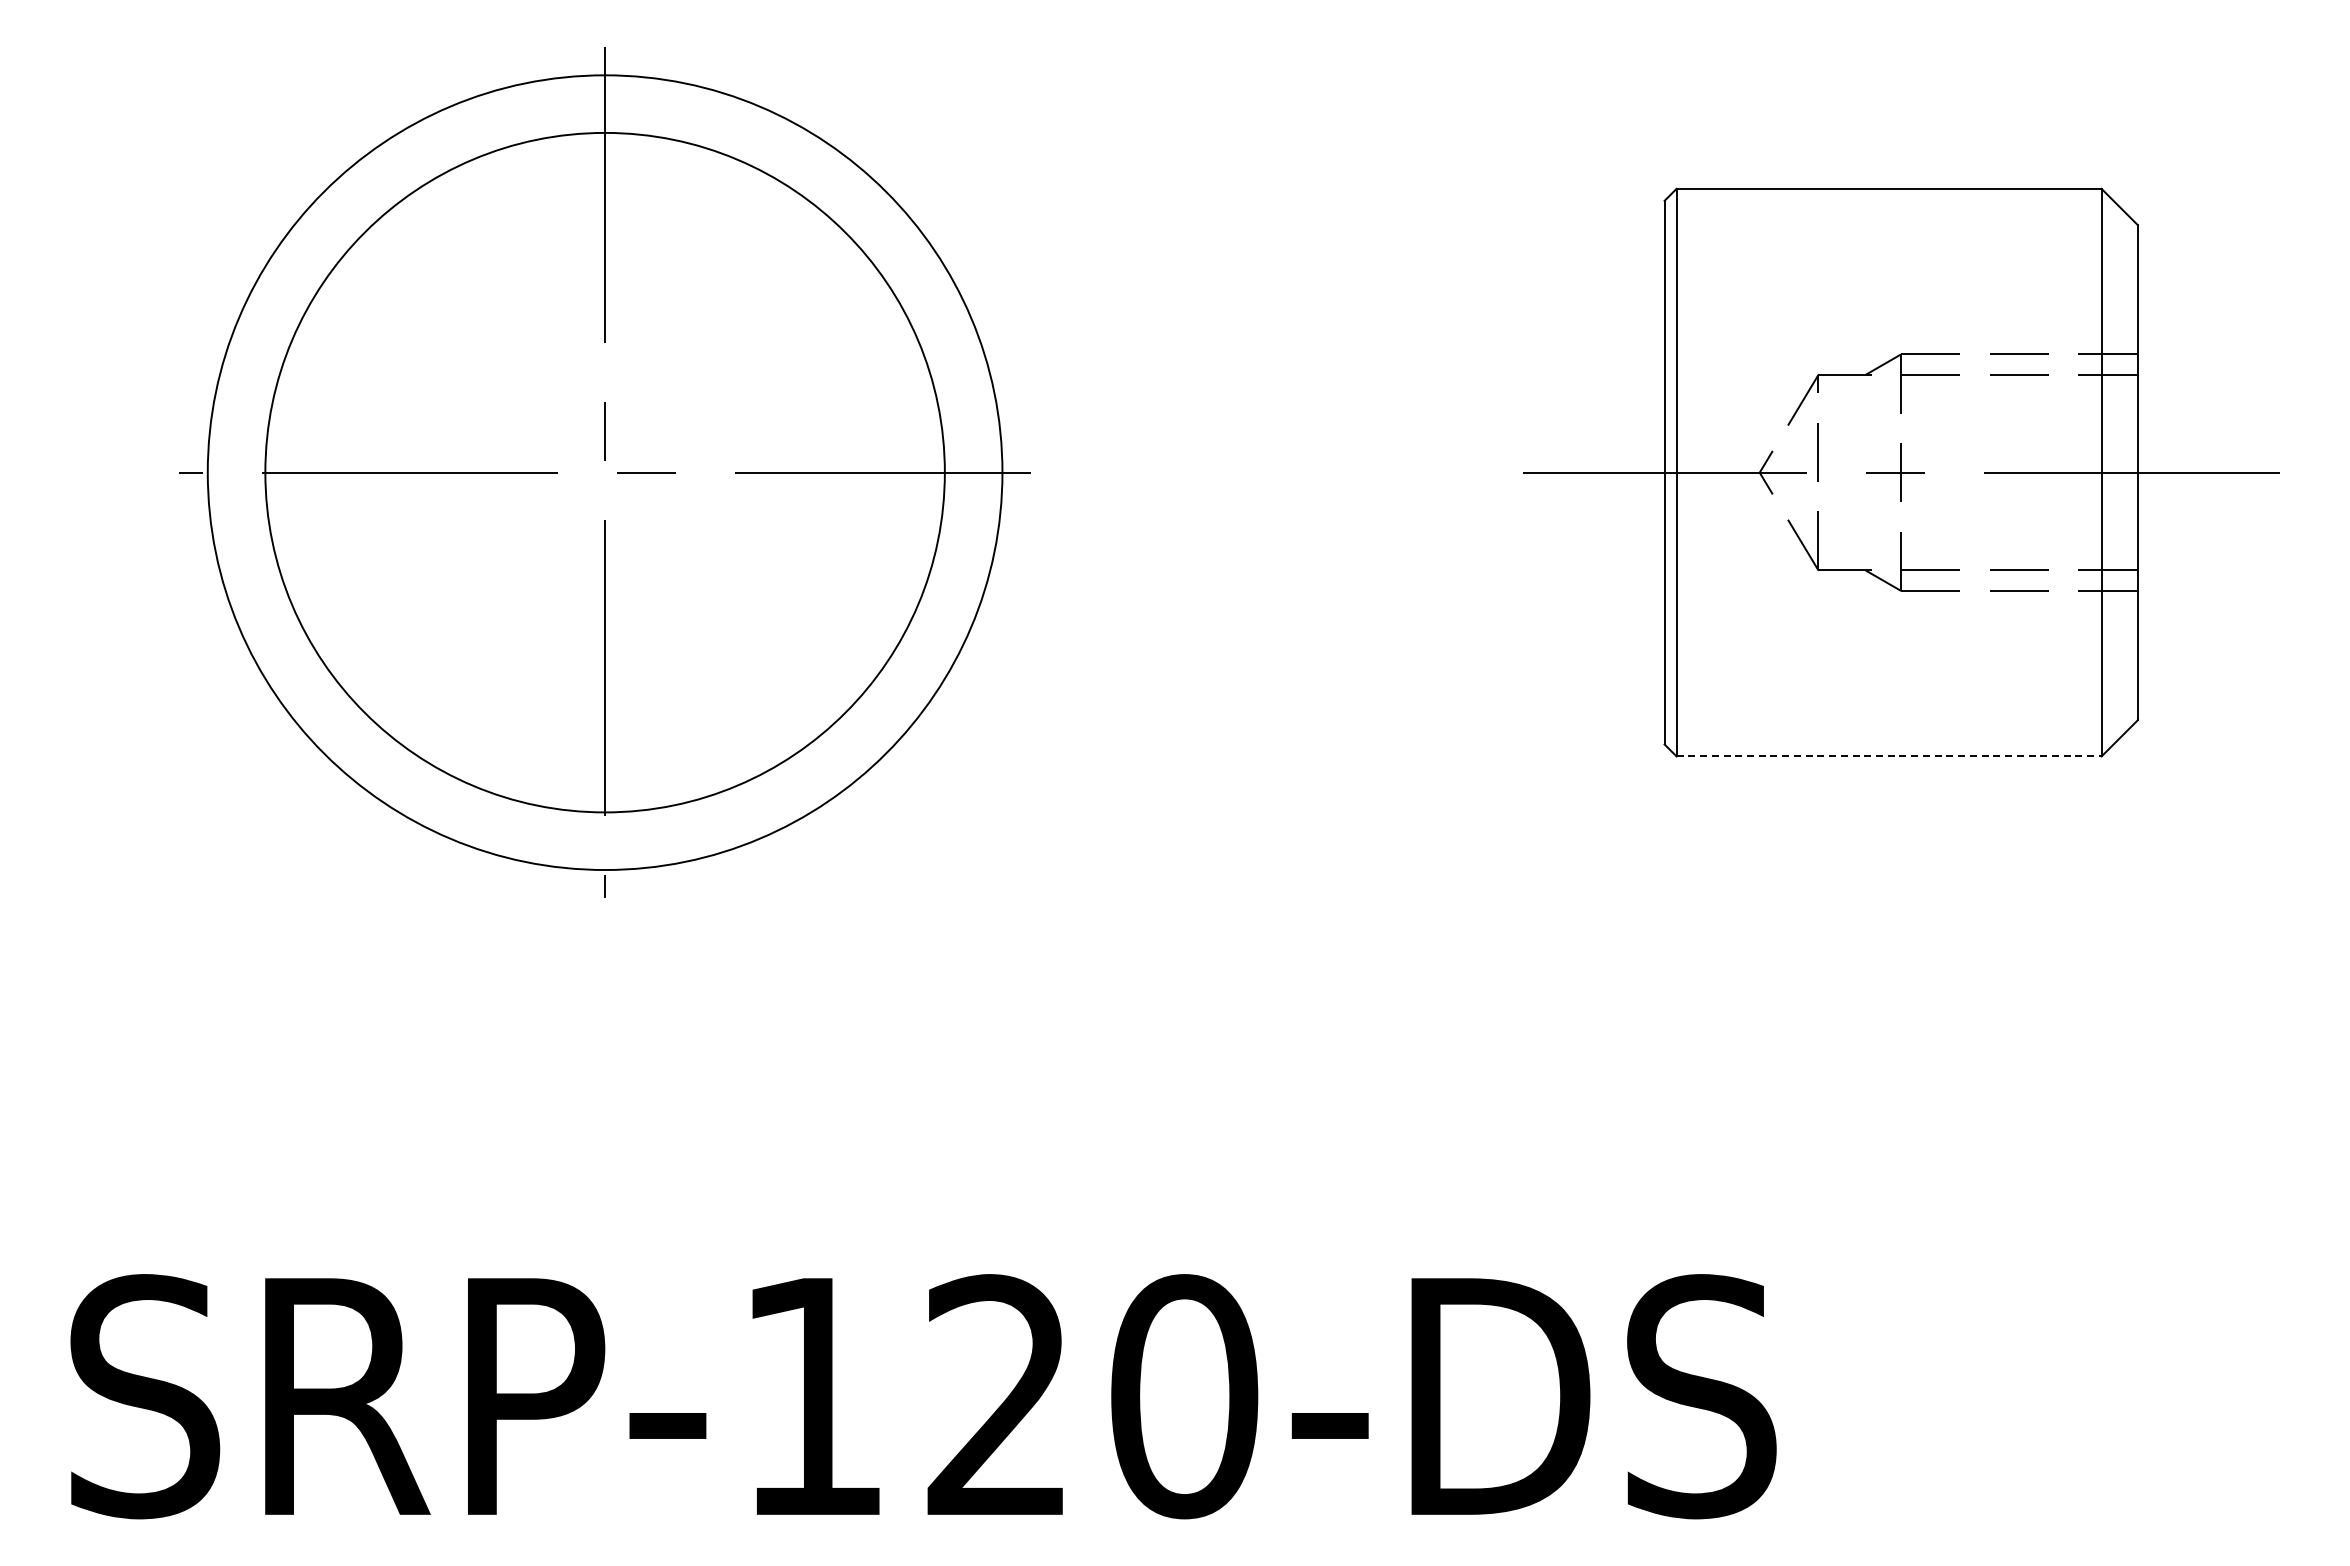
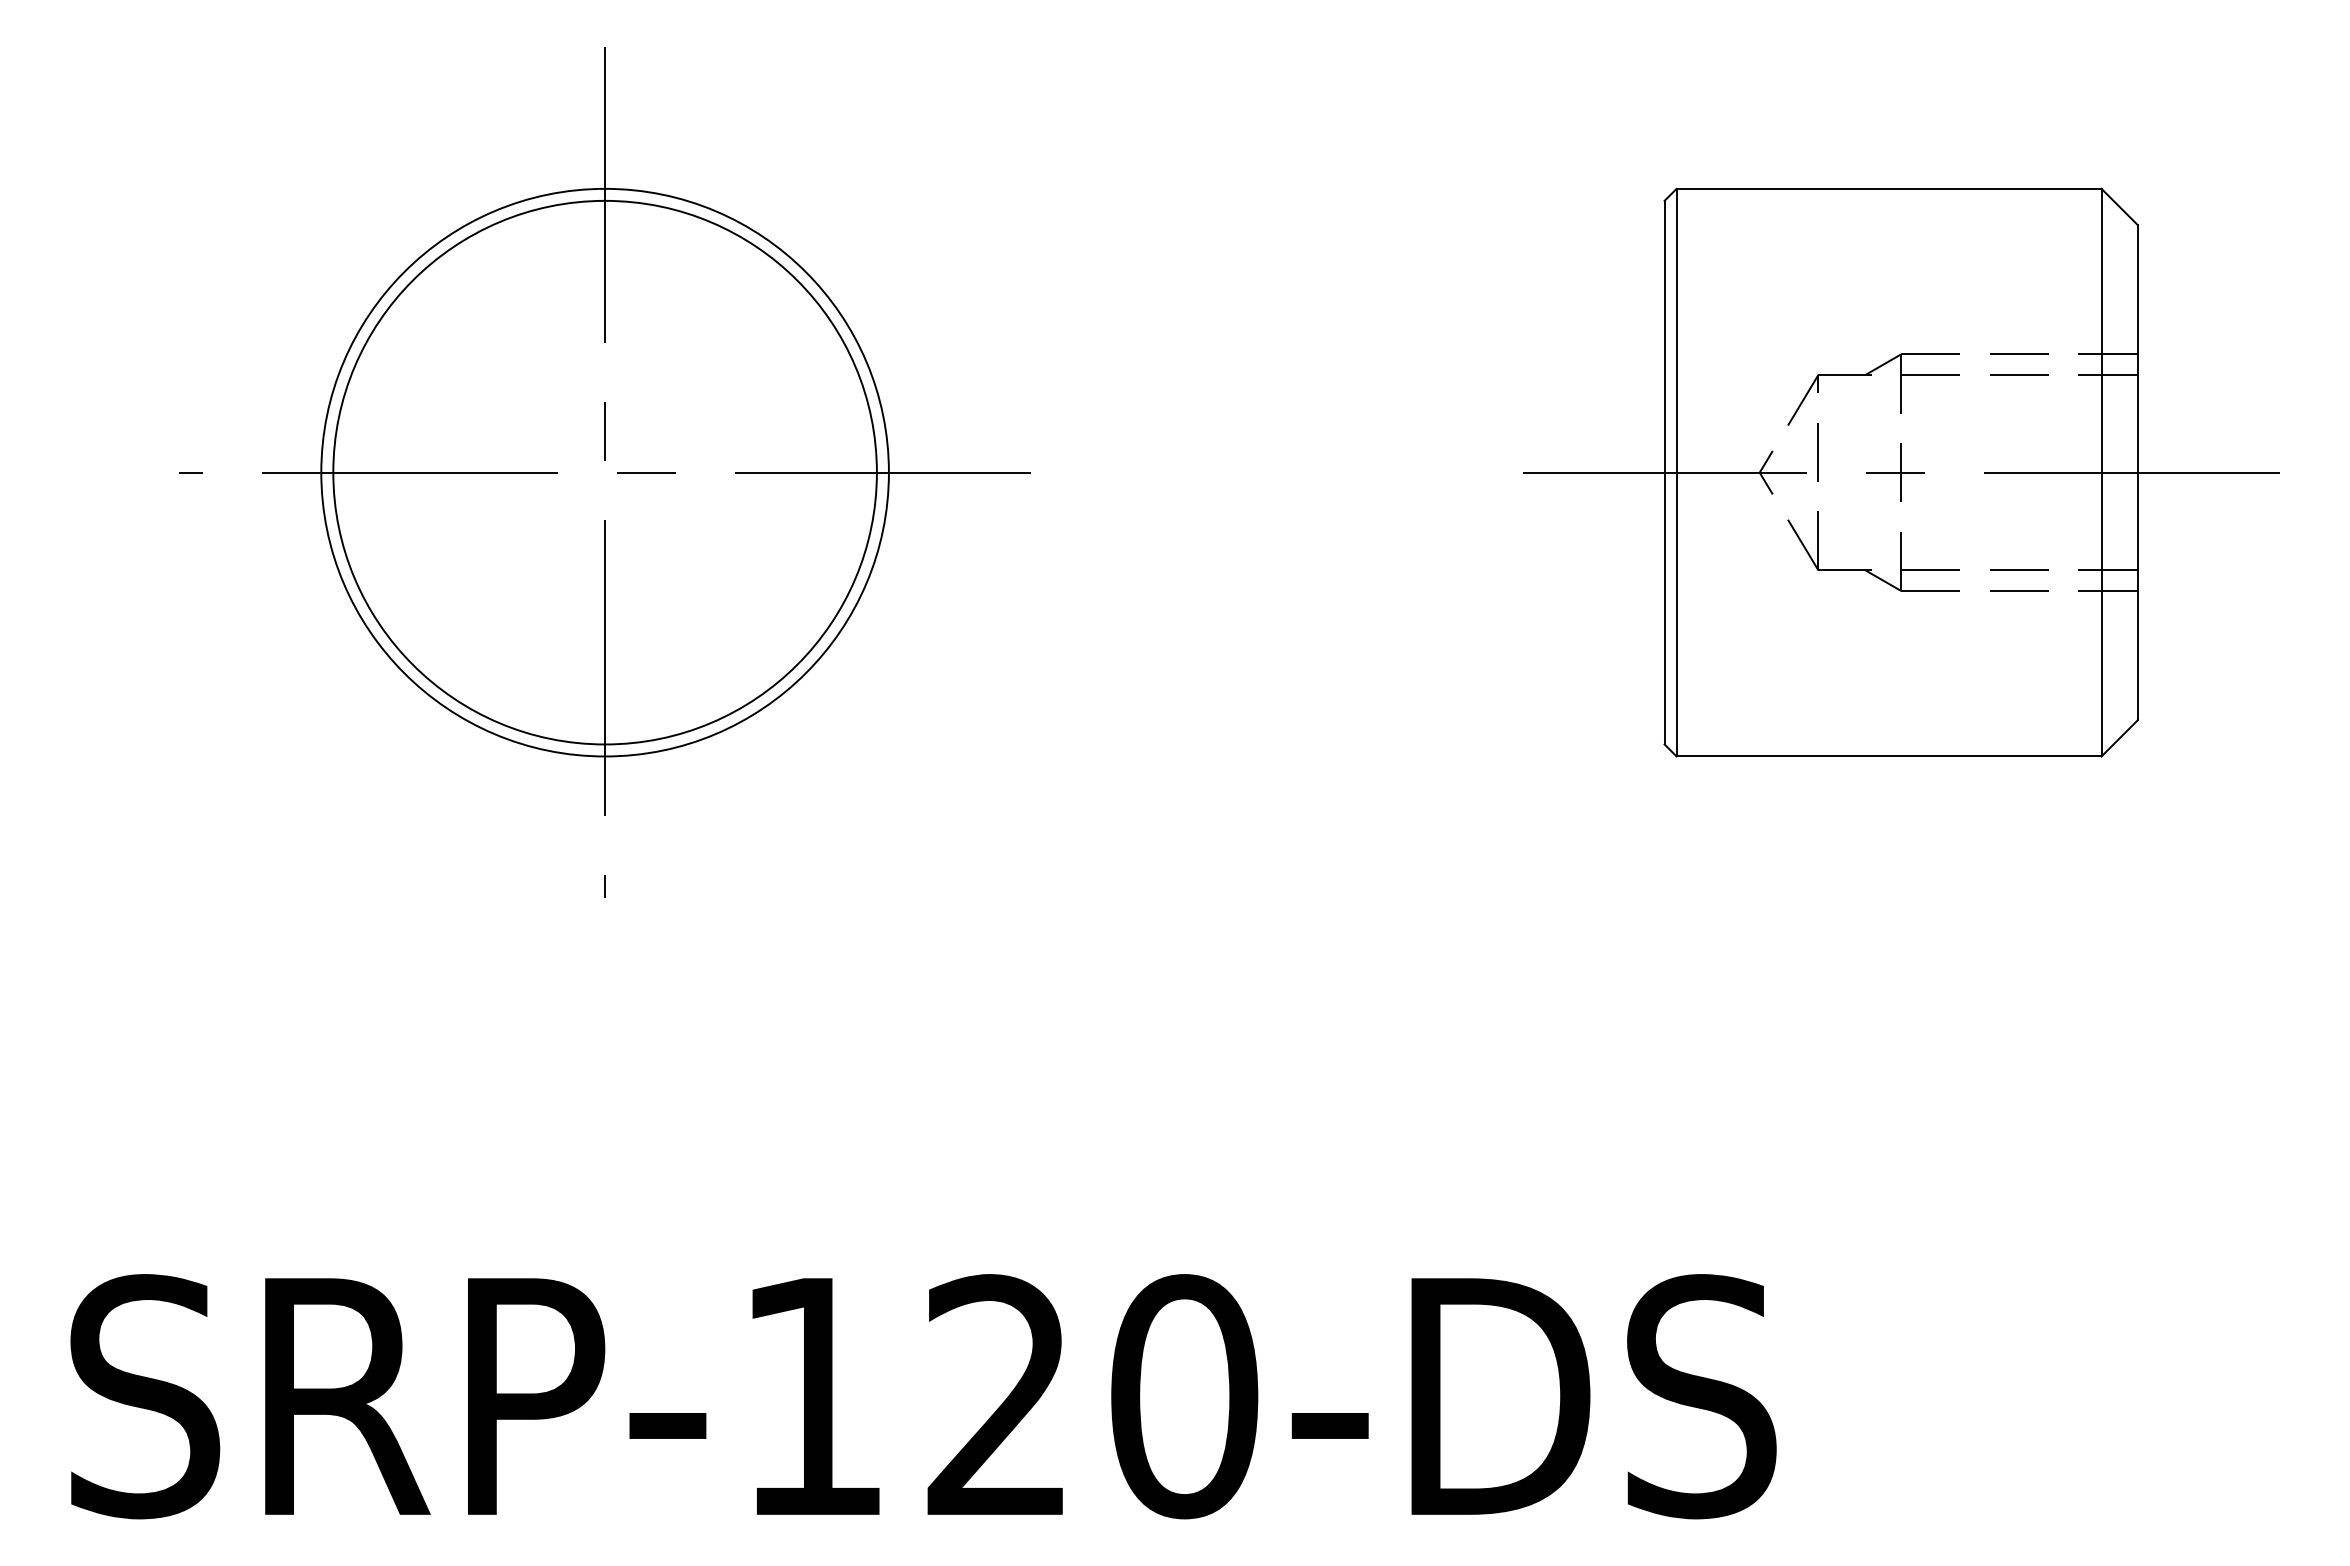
circle diameter: 679 px -> 544 px (604, 472)
circle diameter: 795 px -> 568 px (604, 472)
line: dashed -> solid (1889, 756)
